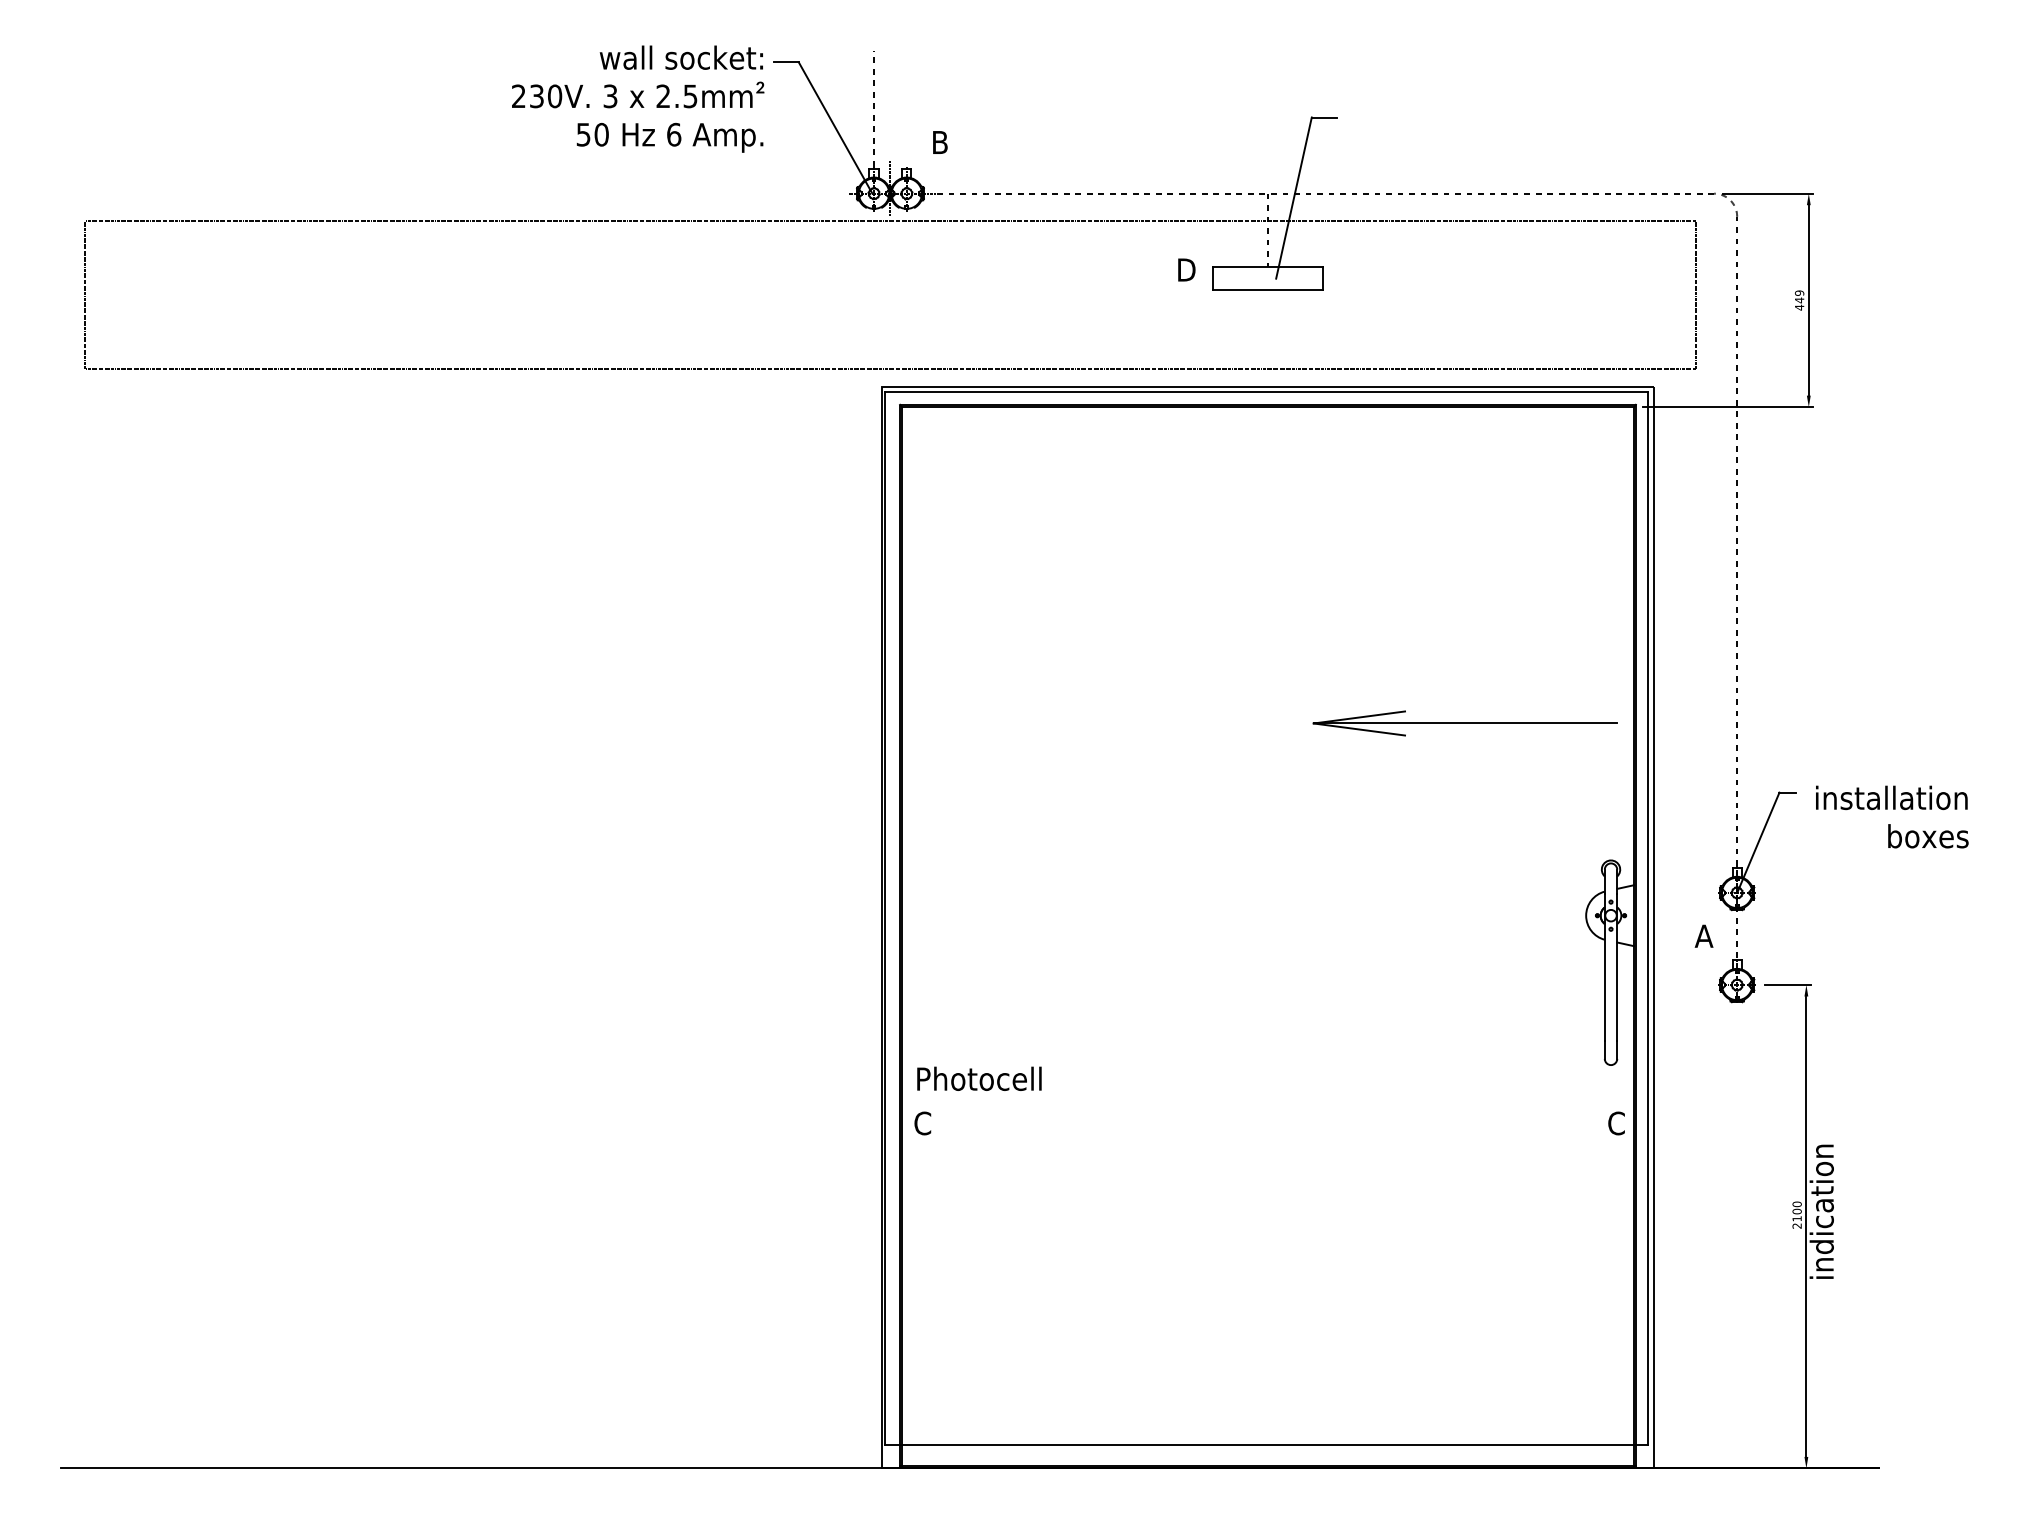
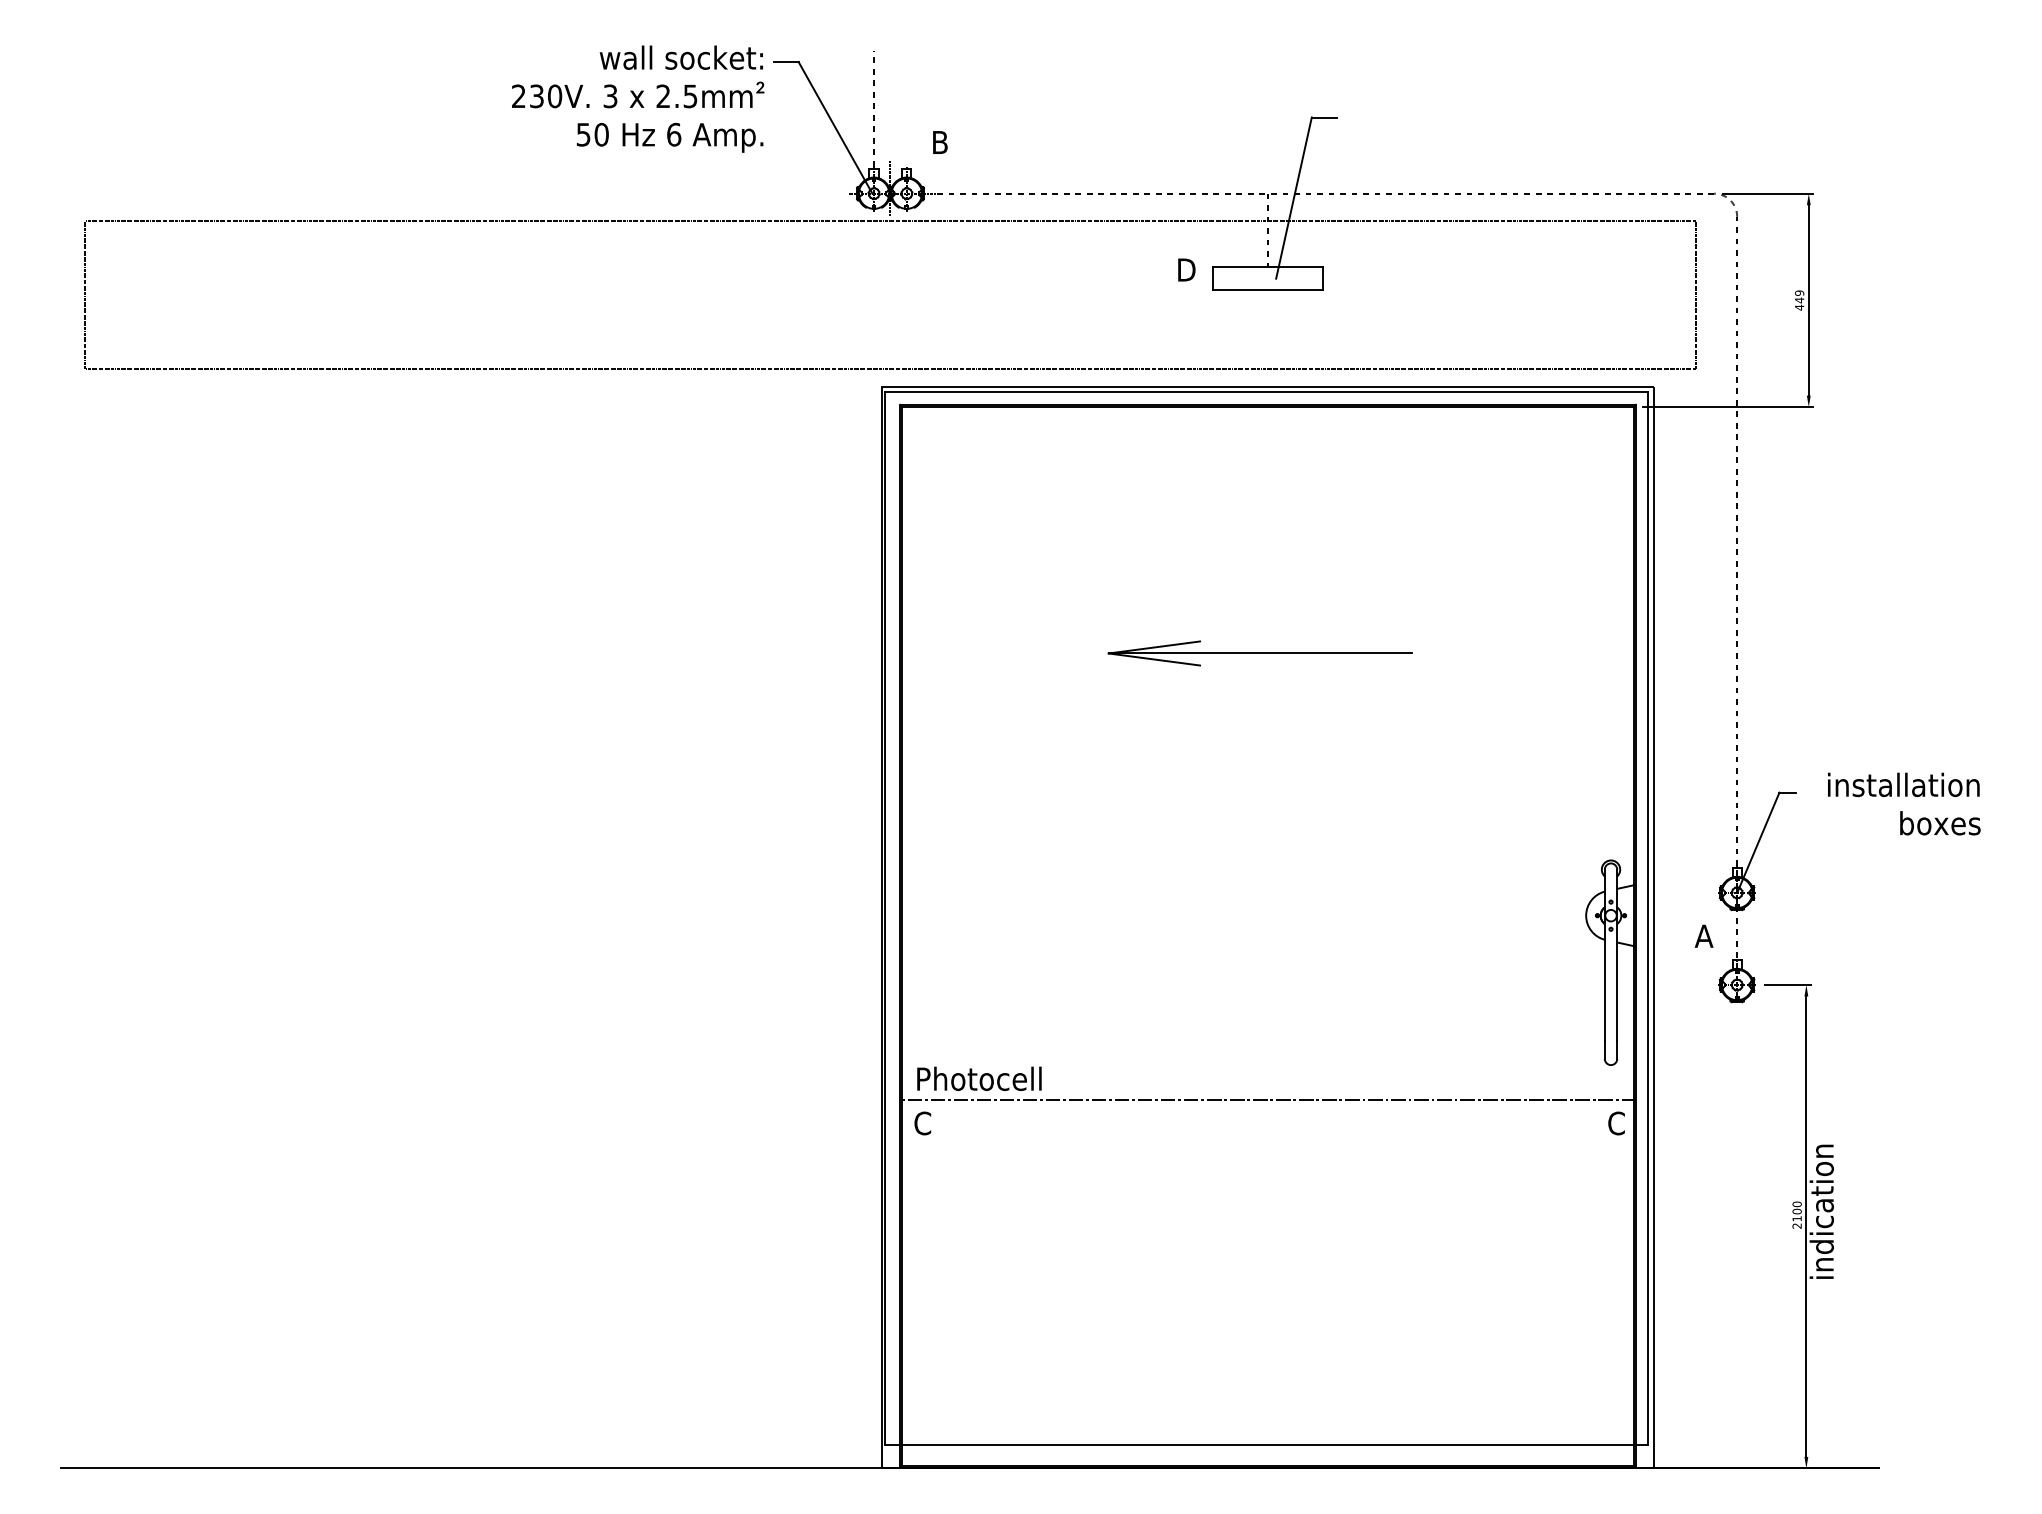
part position: (1464, 723) -> (1259, 653) (1259, 653)
text position: (1892, 816) -> (1904, 803) (1904, 803)
line: none -> present (1267, 1100)
